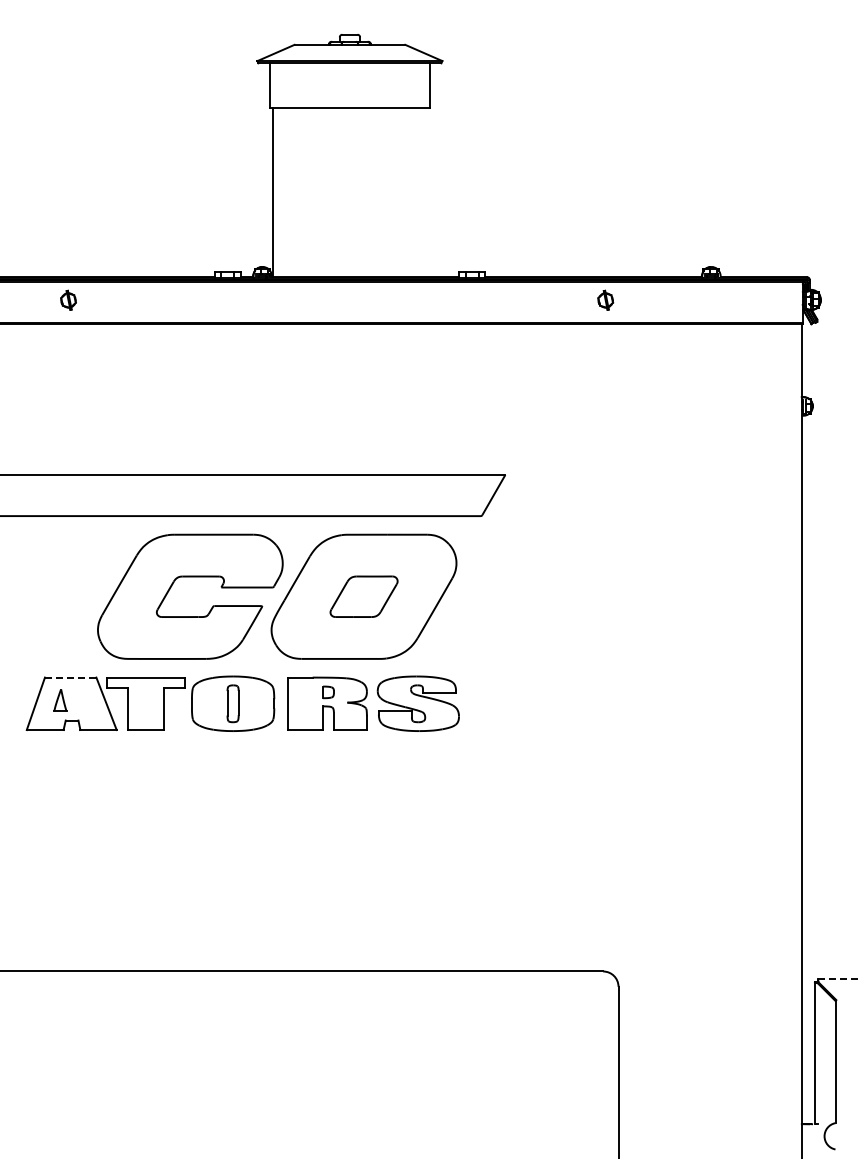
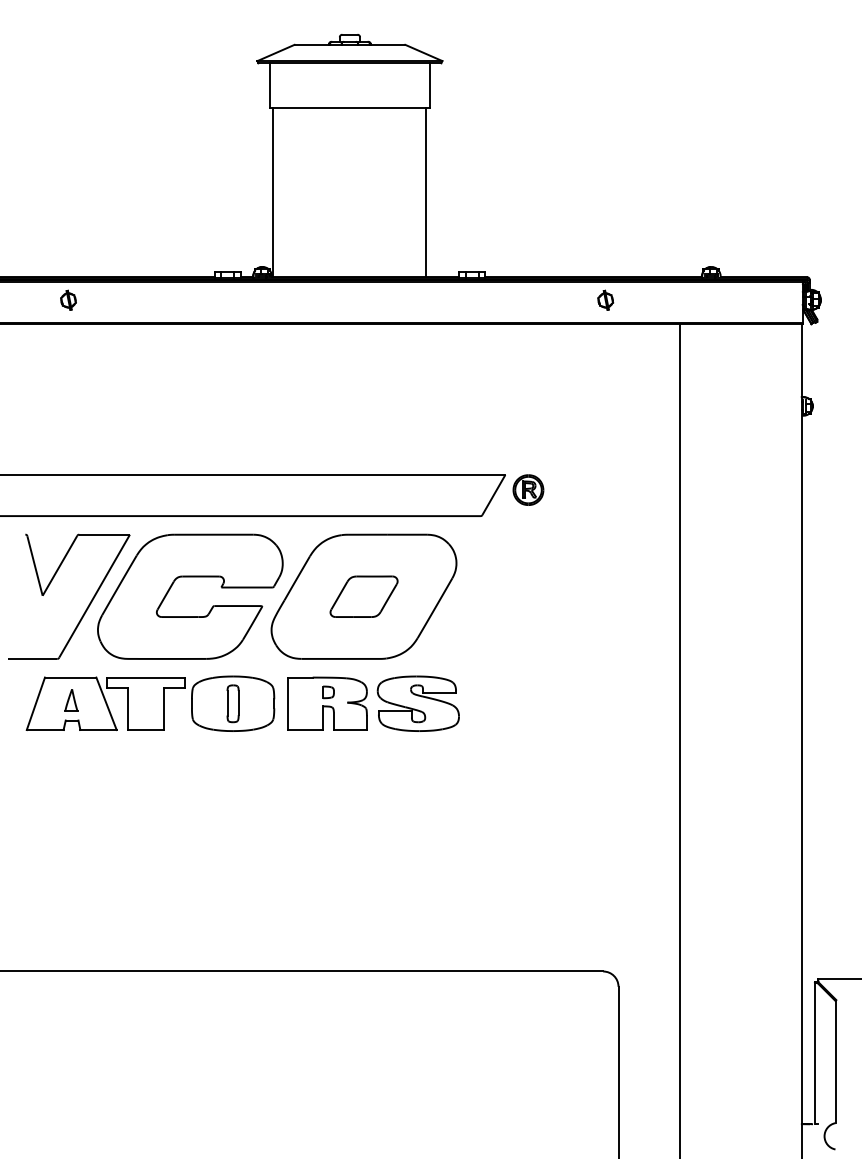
line: none -> present (426, 192)
part: none -> present (528, 489)
part: none -> present (87, 606)
line: dashed -> solid (70, 677)
part position: (60, 700) -> (71, 700) (71, 700)
line: none -> present (679, 739)
line: dashed -> solid (839, 979)
